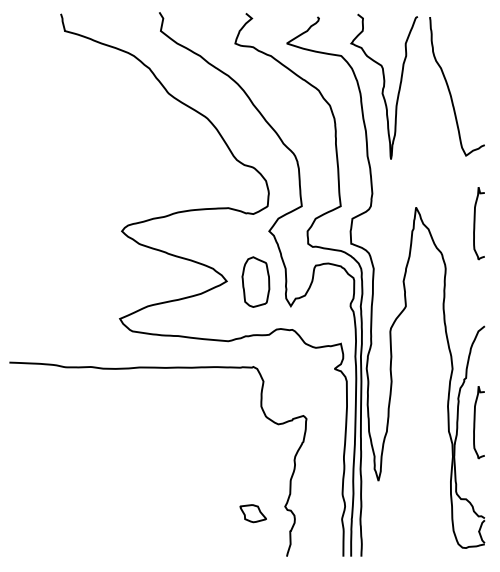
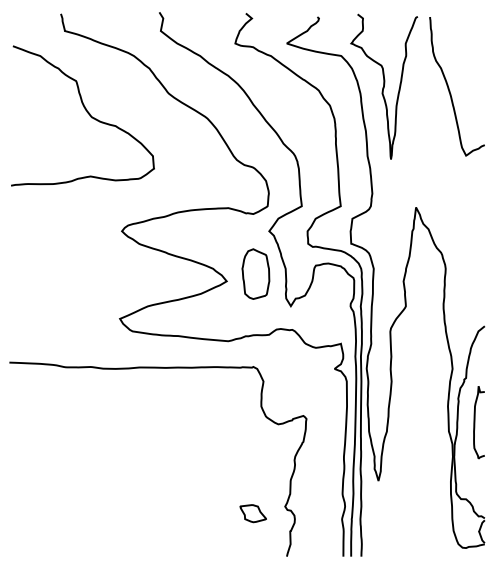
curve: none -> present (86, 112)
curve: present -> none (475, 223)
part position: (255, 281) -> (255, 273) (255, 273)
